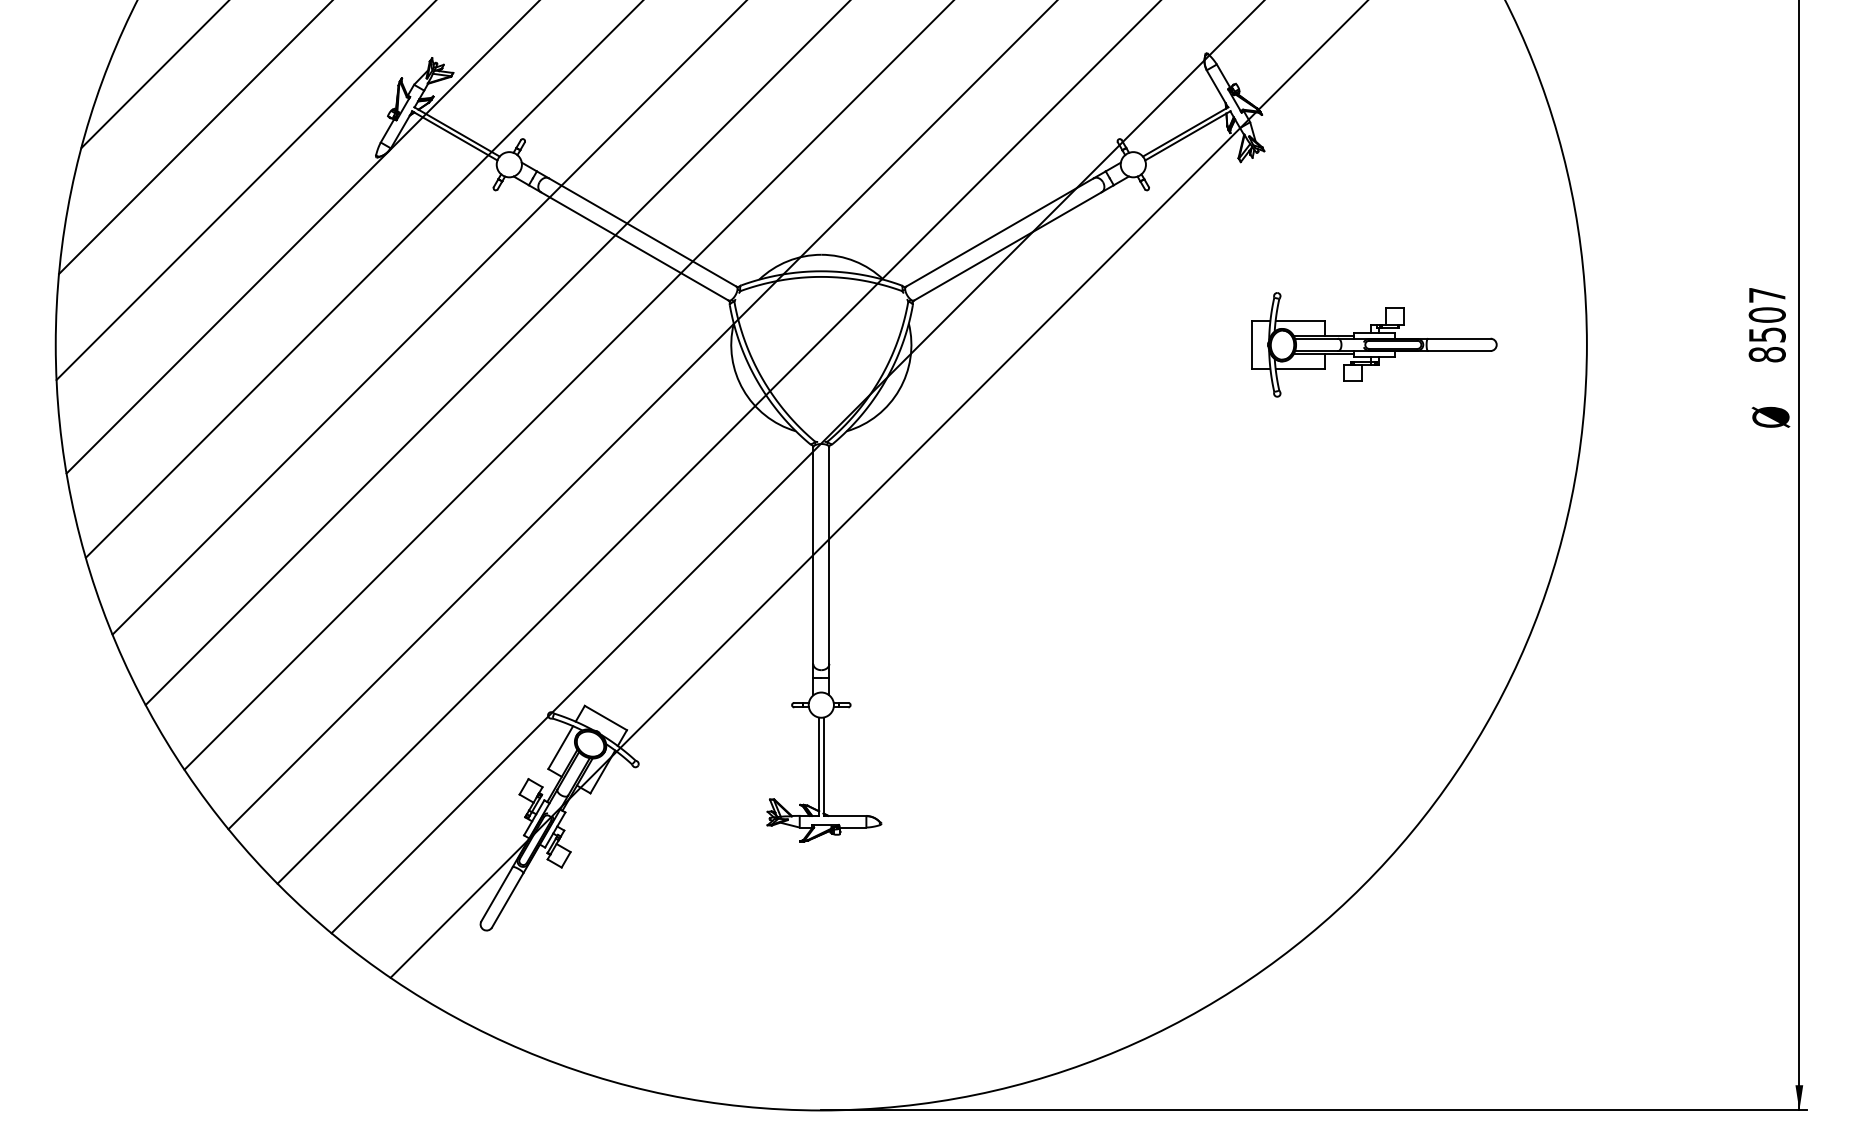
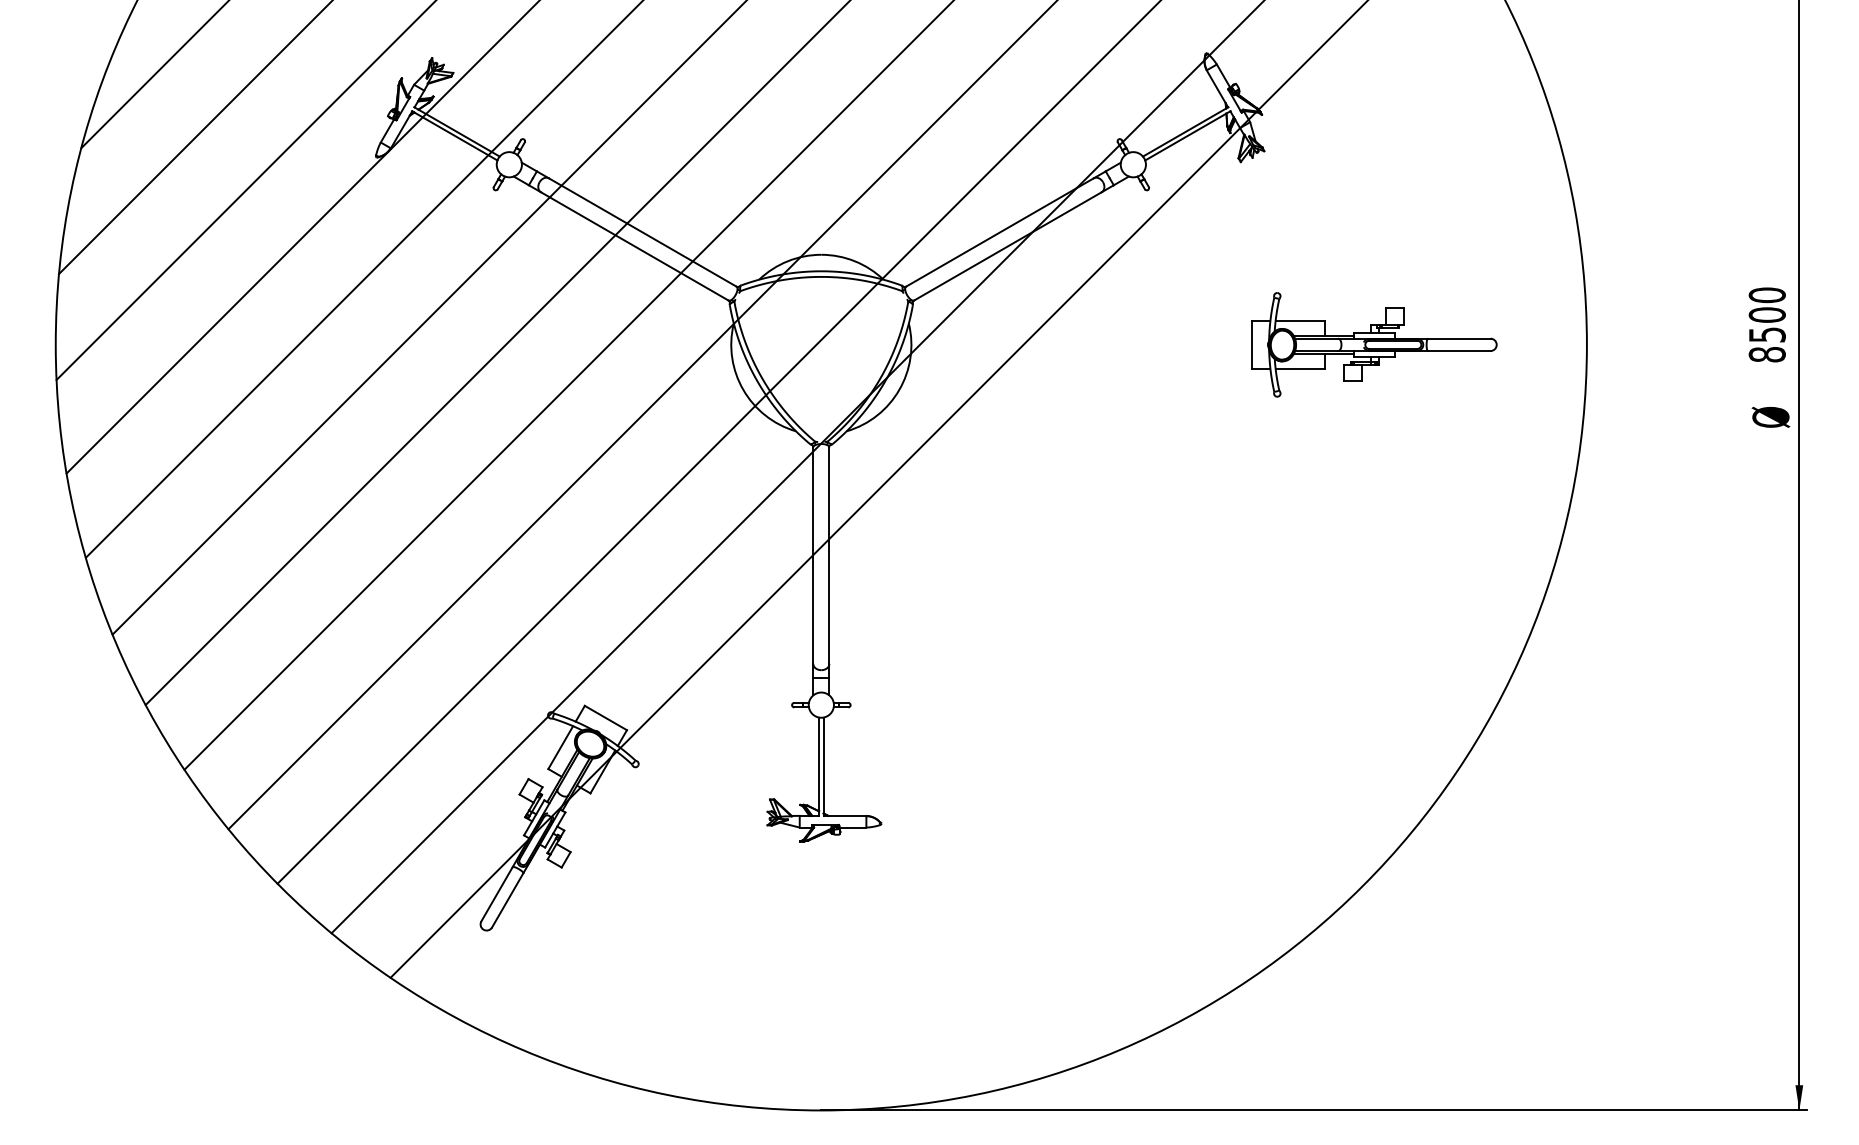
text: 8507 -> 8500 (1766, 295)
